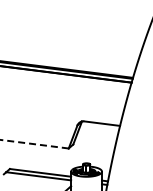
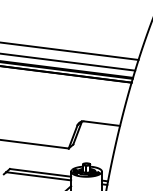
line: none -> present (70, 50)
line: none -> present (68, 61)
line: dashed -> solid (34, 144)
